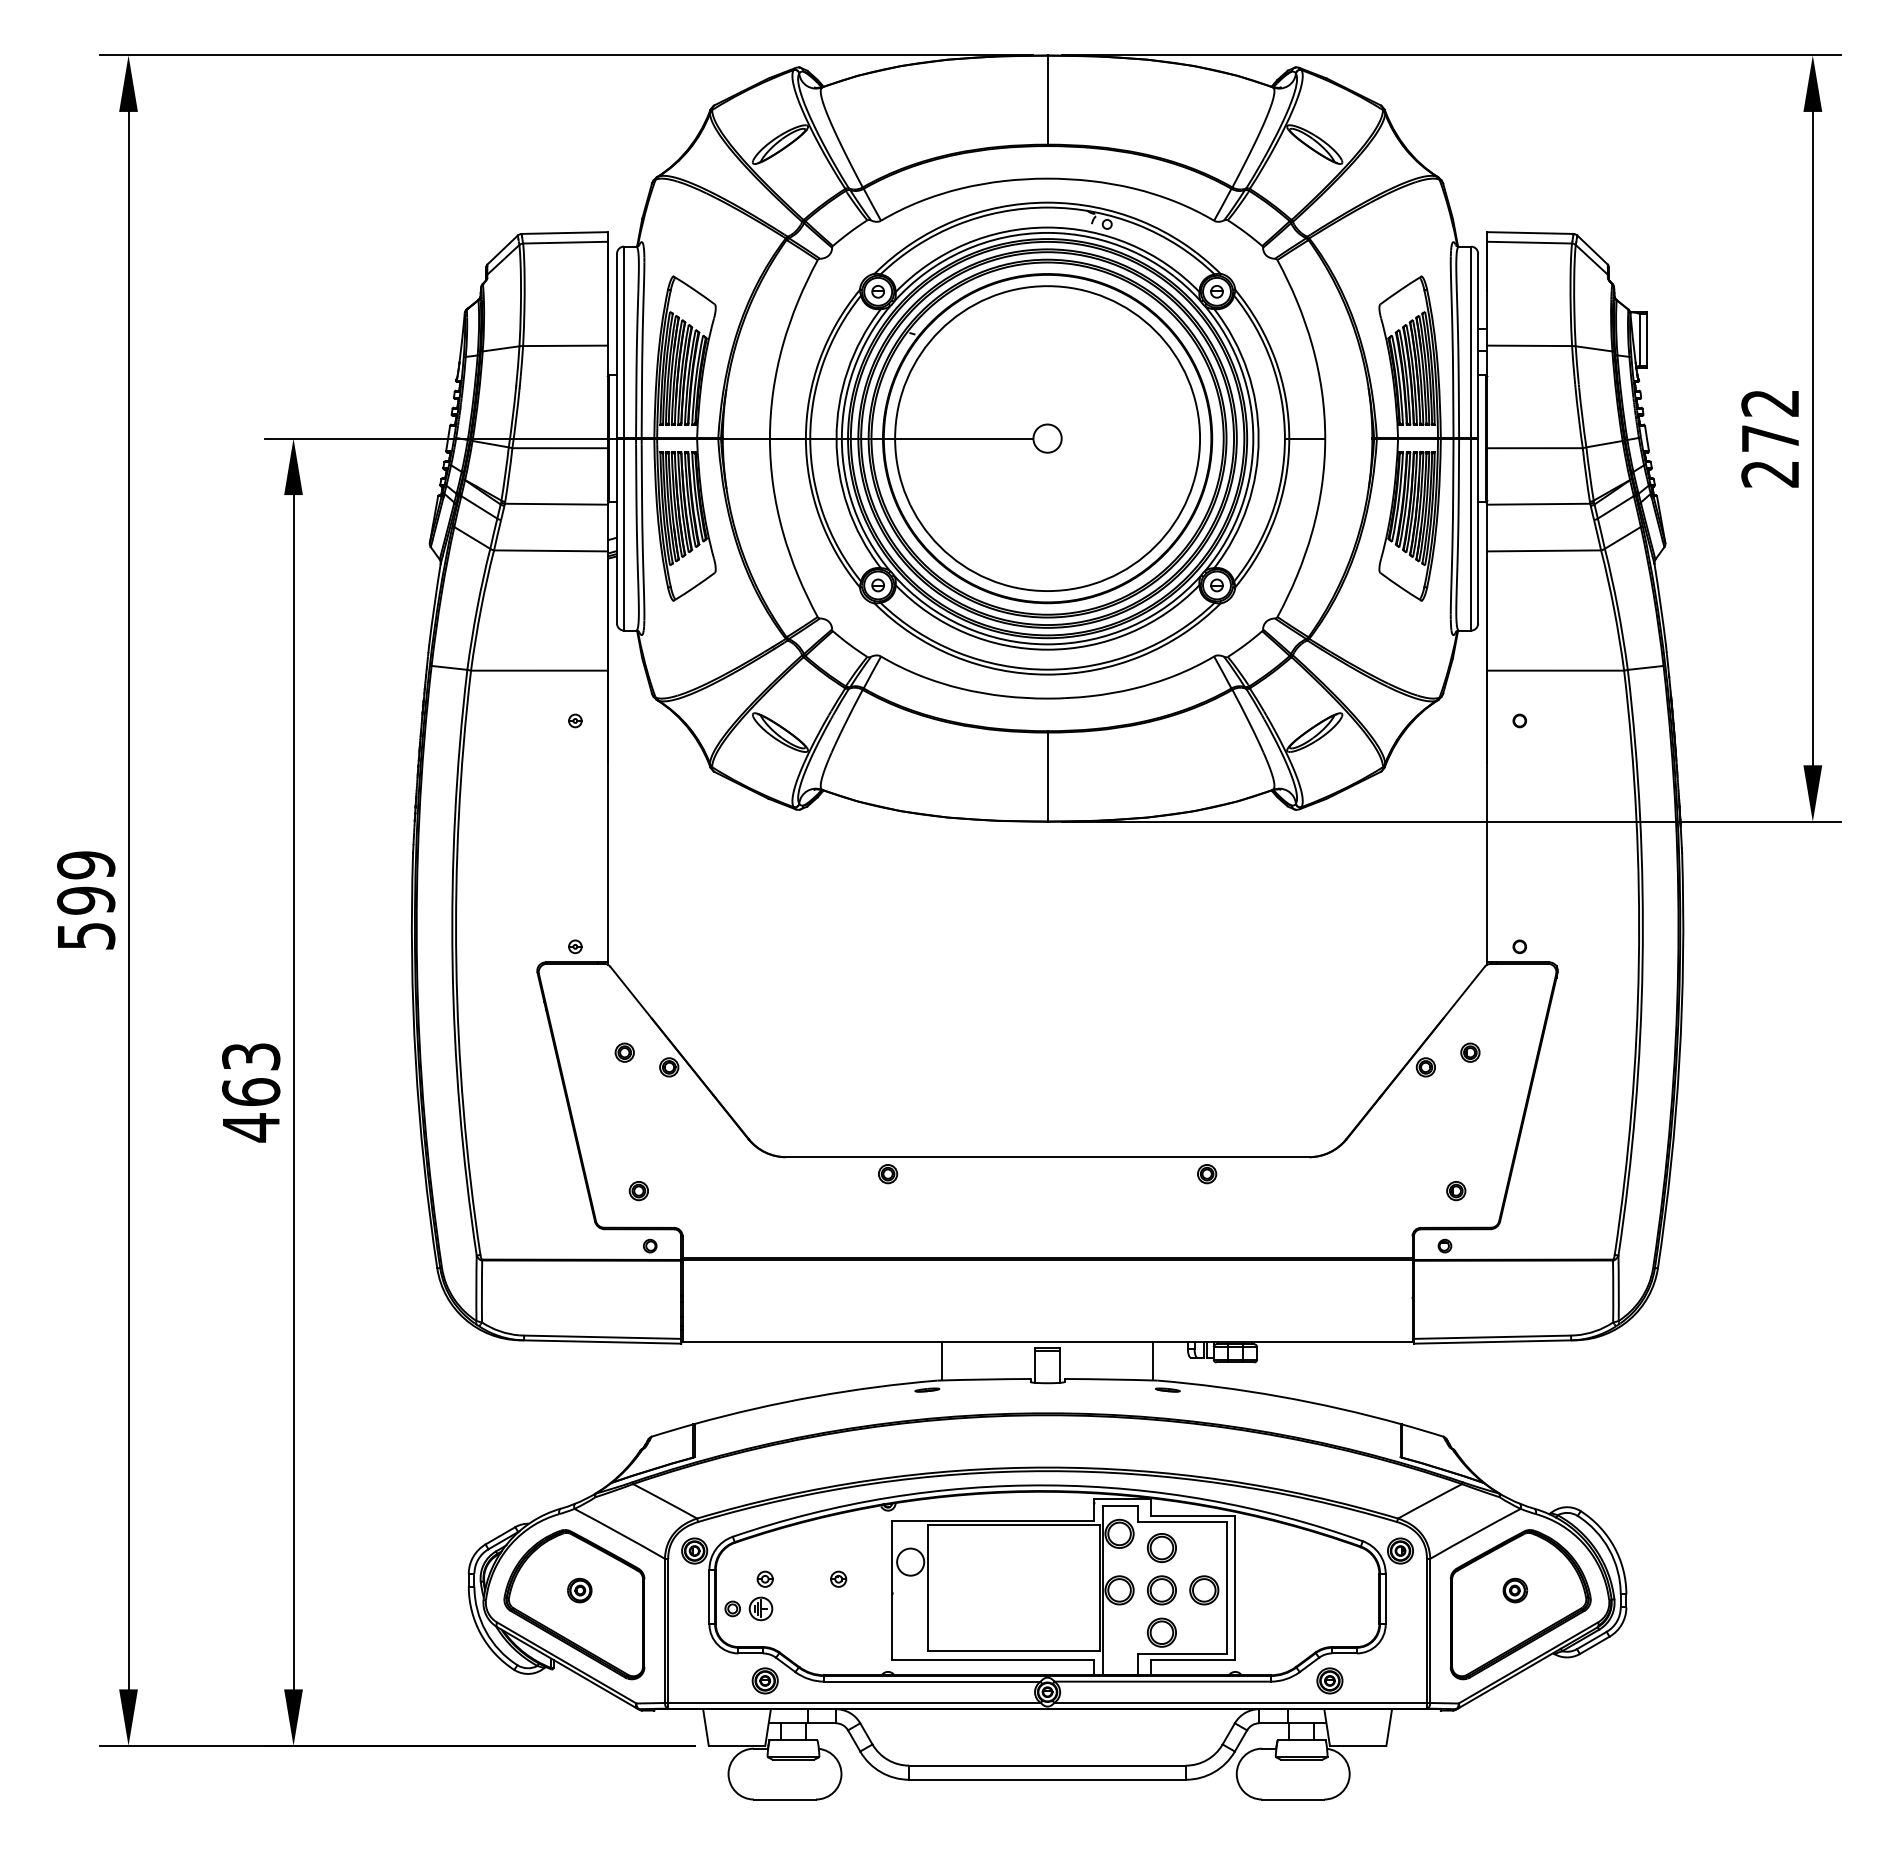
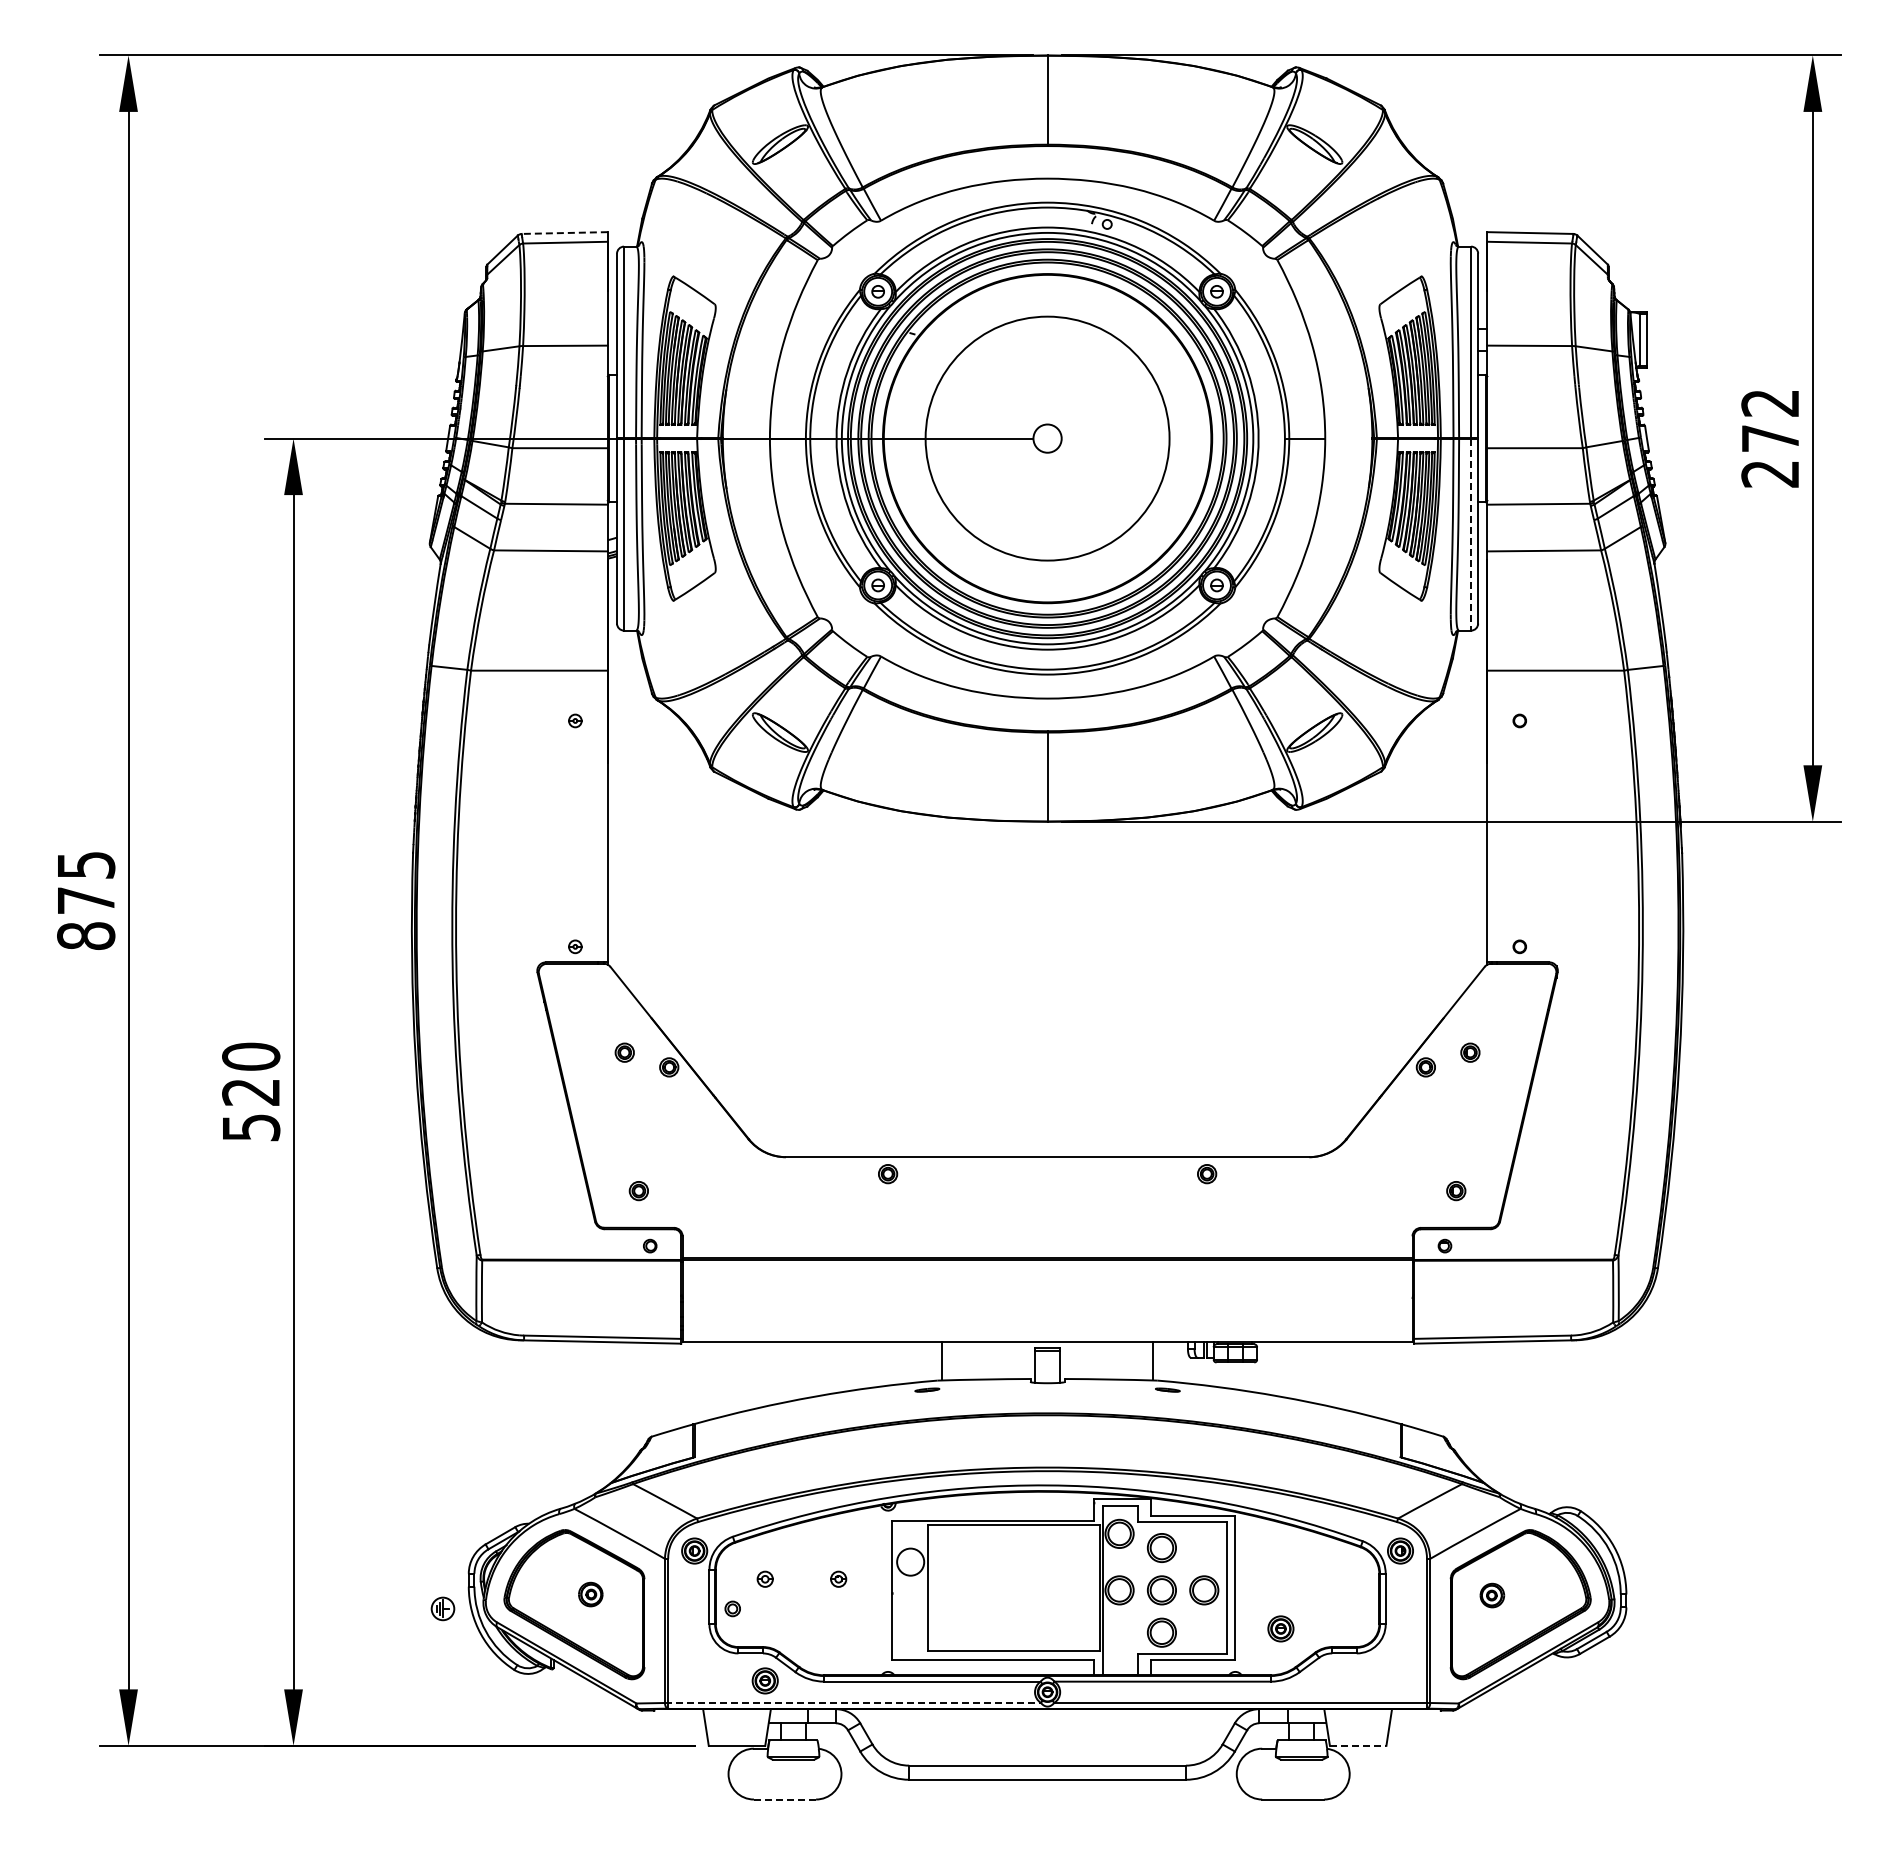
line: solid -> dashed (564, 233)
circle diameter: 305 px -> 244 px (1047, 438)
line: solid -> dashed (1471, 534)
text: 599 -> 875 (86, 900)
text: 463 -> 520 (251, 1092)
part position: (579, 1590) -> (590, 1594) (590, 1594)
part position: (1515, 1590) -> (1492, 1595) (1492, 1595)
part position: (760, 1608) -> (442, 1608) (442, 1608)
part position: (1329, 1680) -> (1280, 1628) (1280, 1628)
line: solid -> dashed (853, 1702)
line: solid -> dashed (1358, 1745)
line: solid -> dashed (785, 1799)
